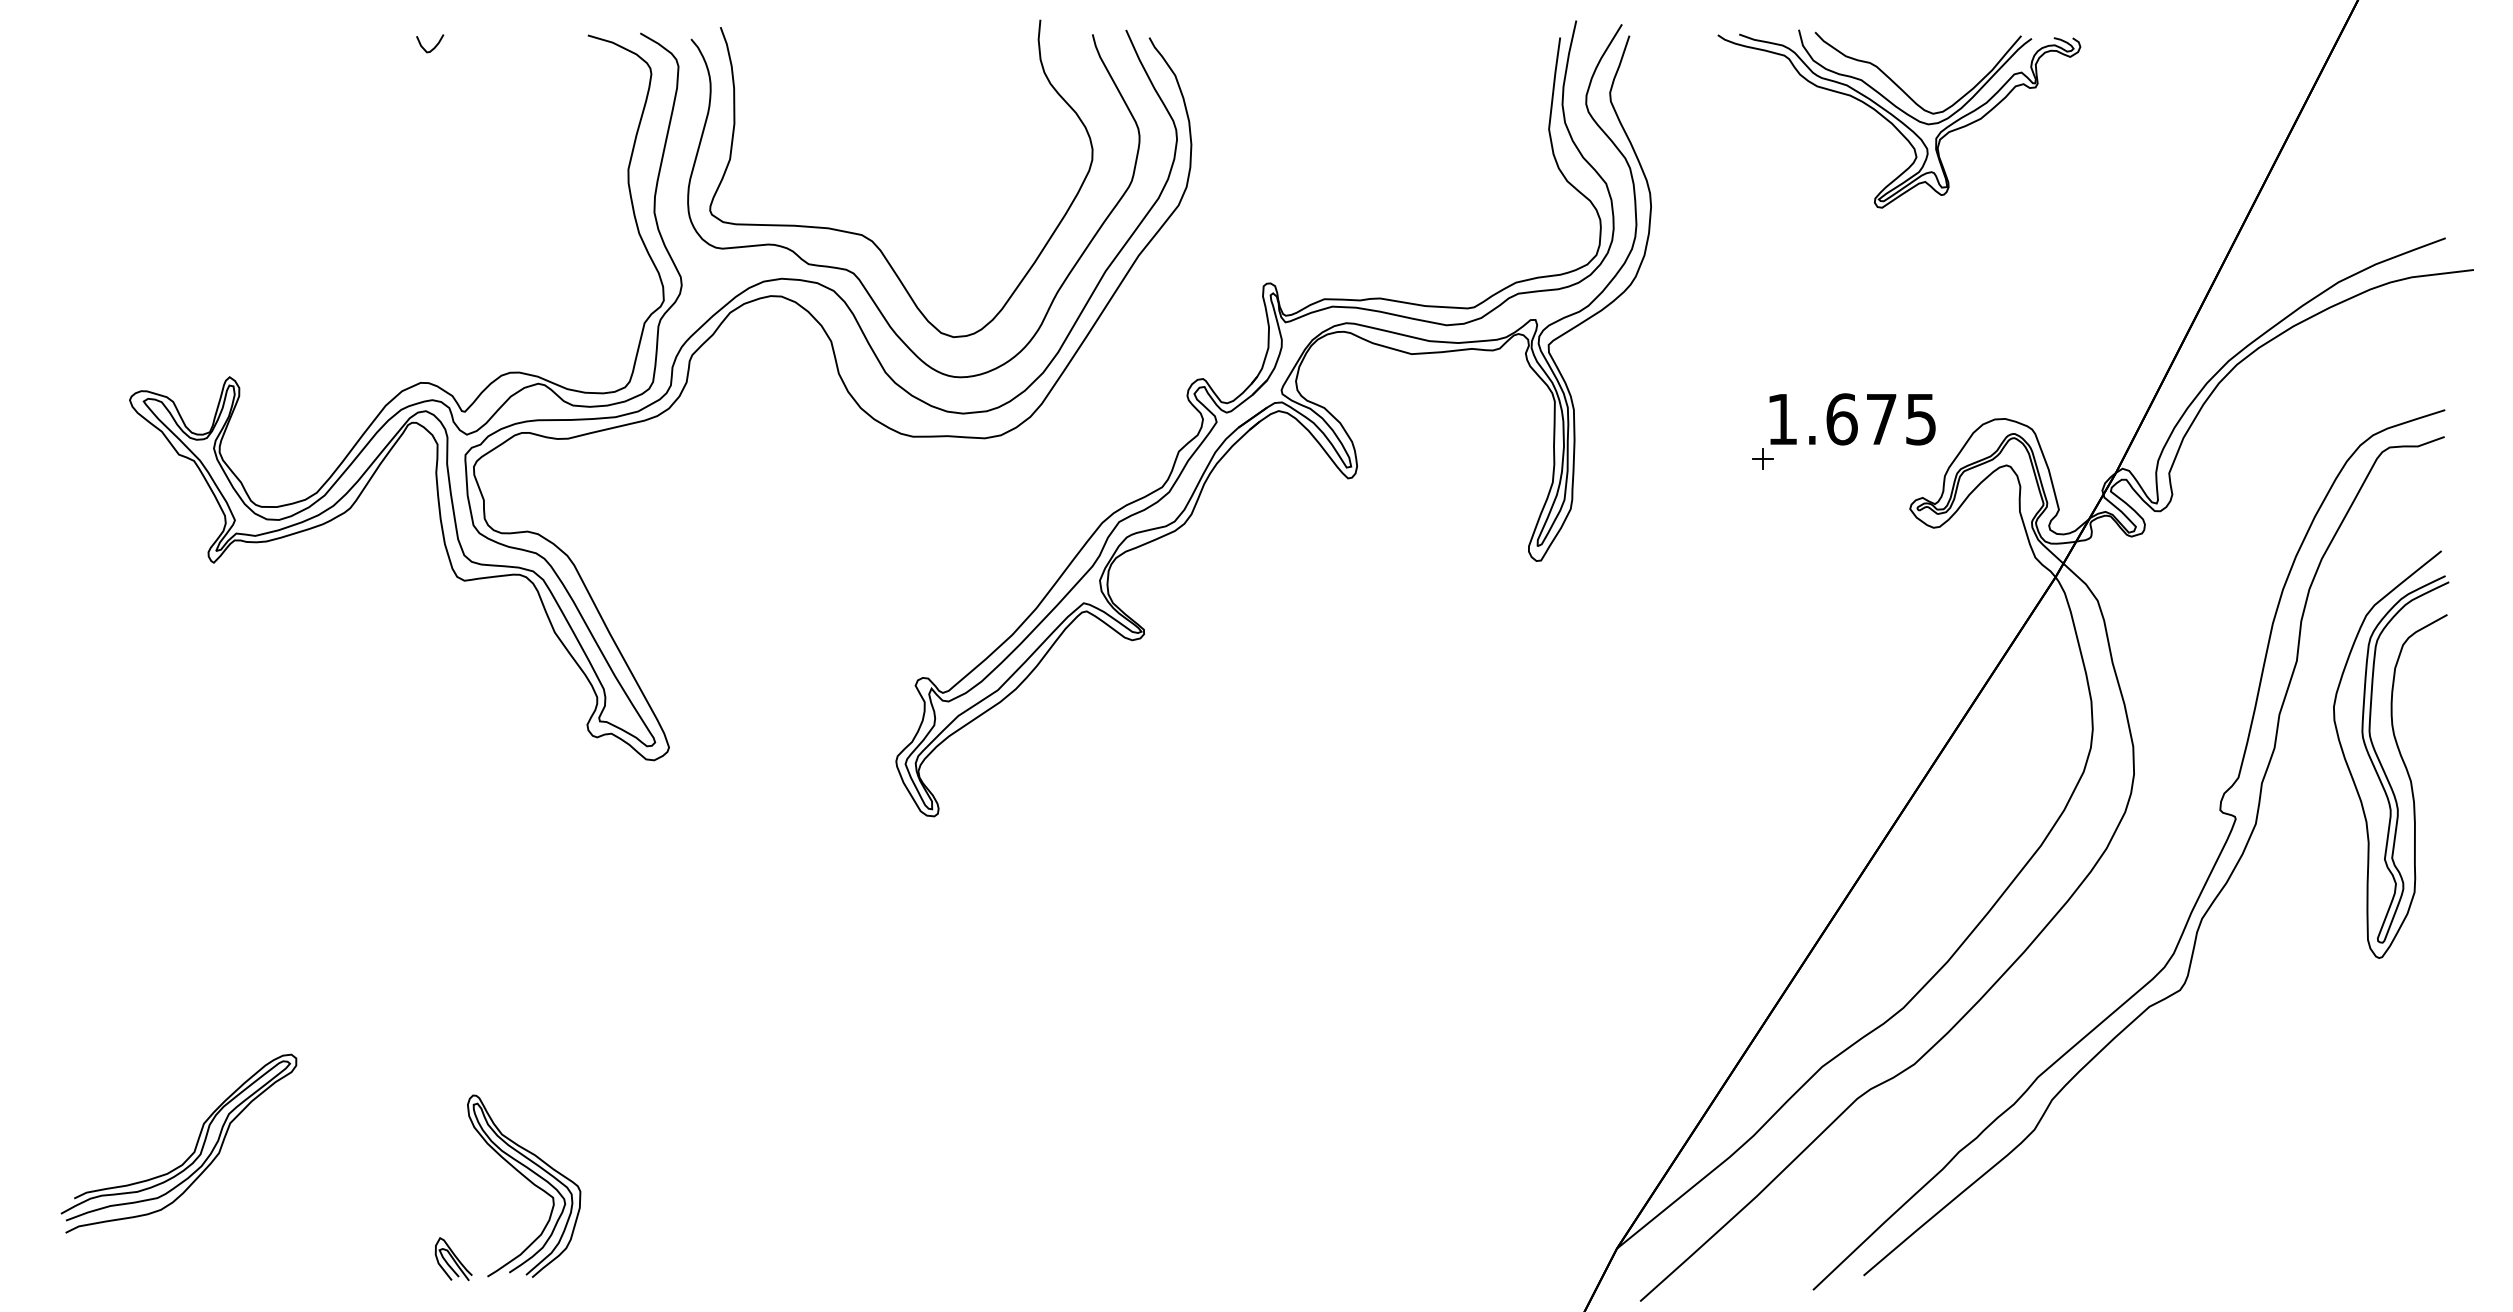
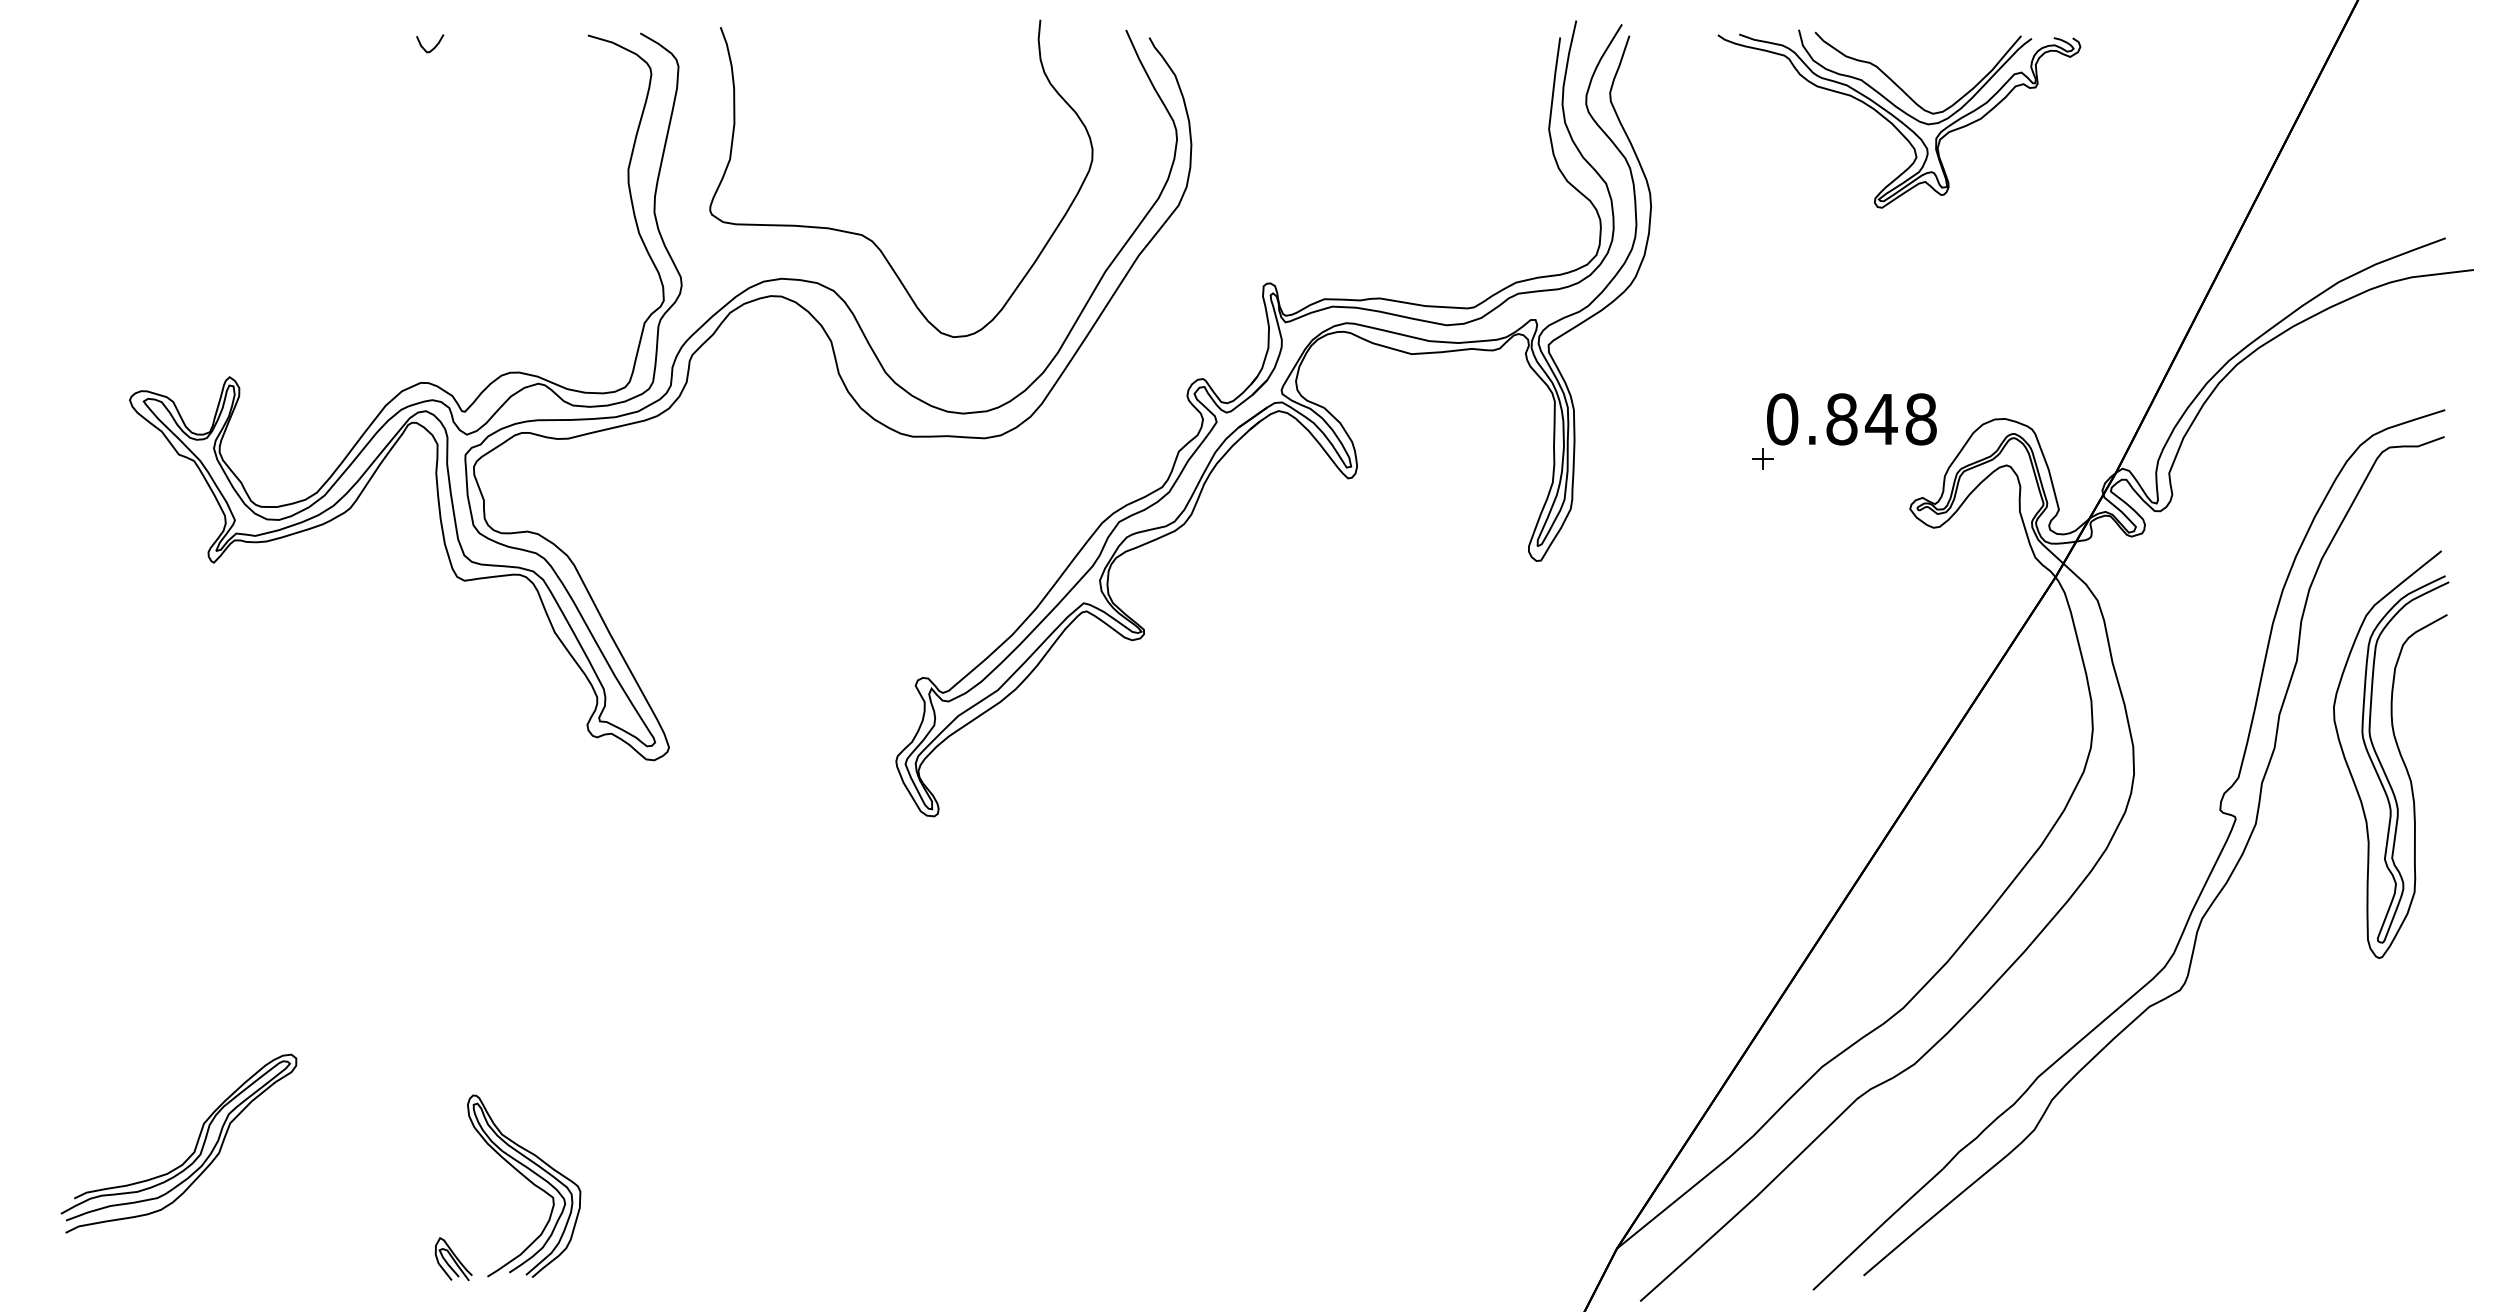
curve: present -> none (854, 272)
text: 1.675 -> 0.848 (1851, 419)
